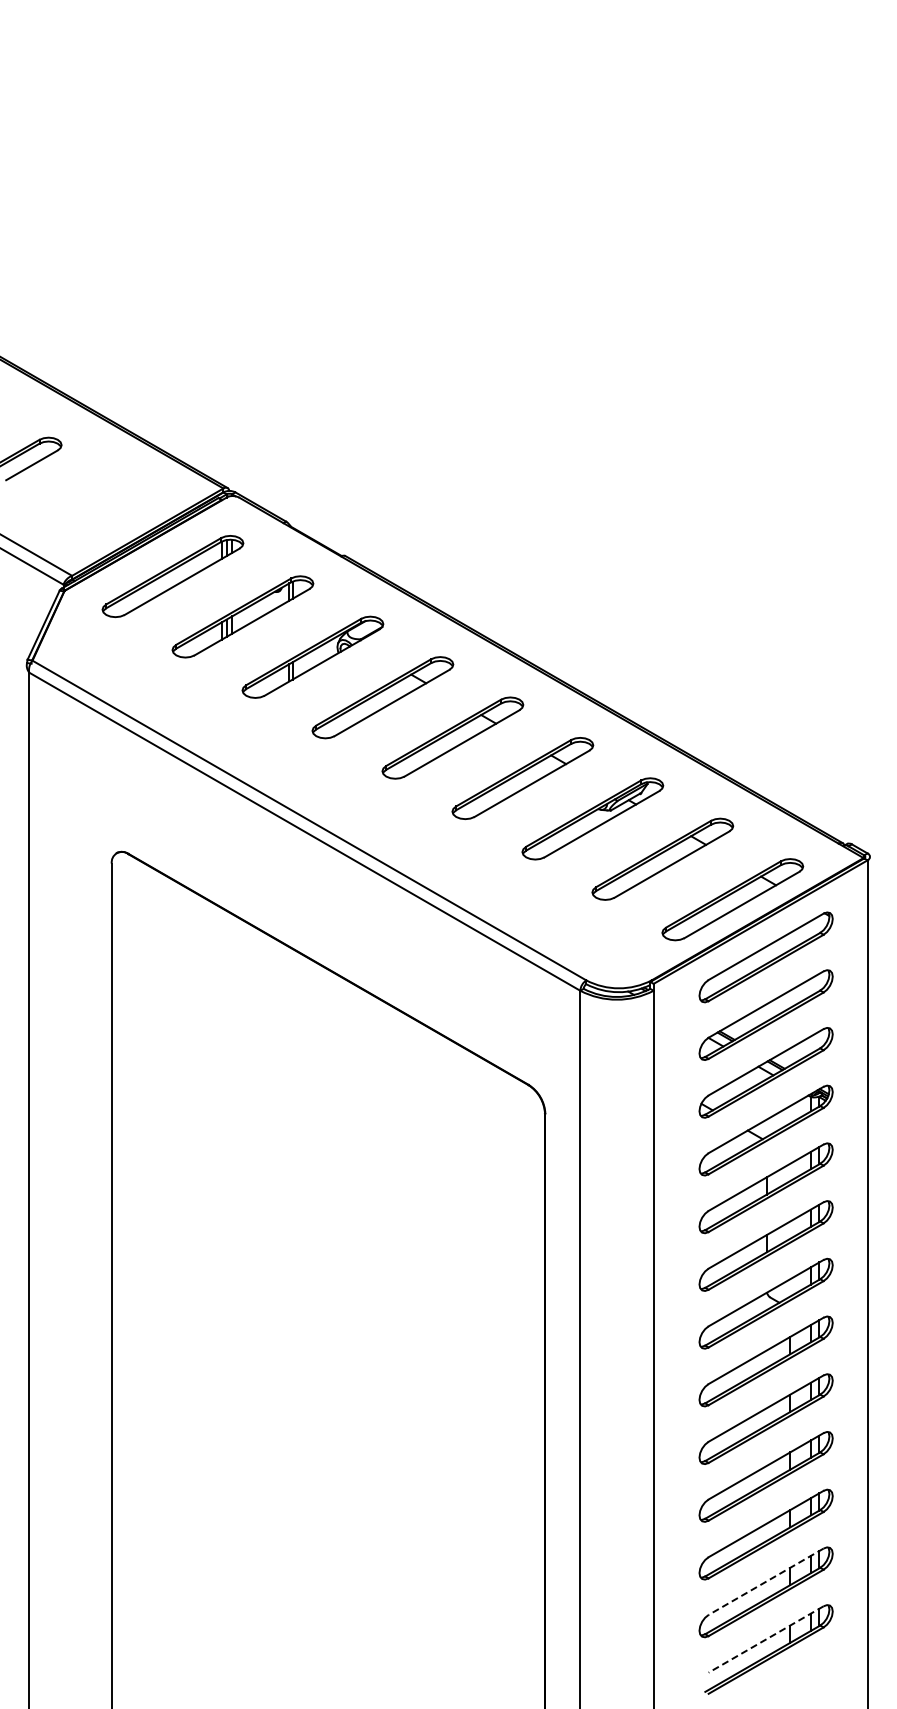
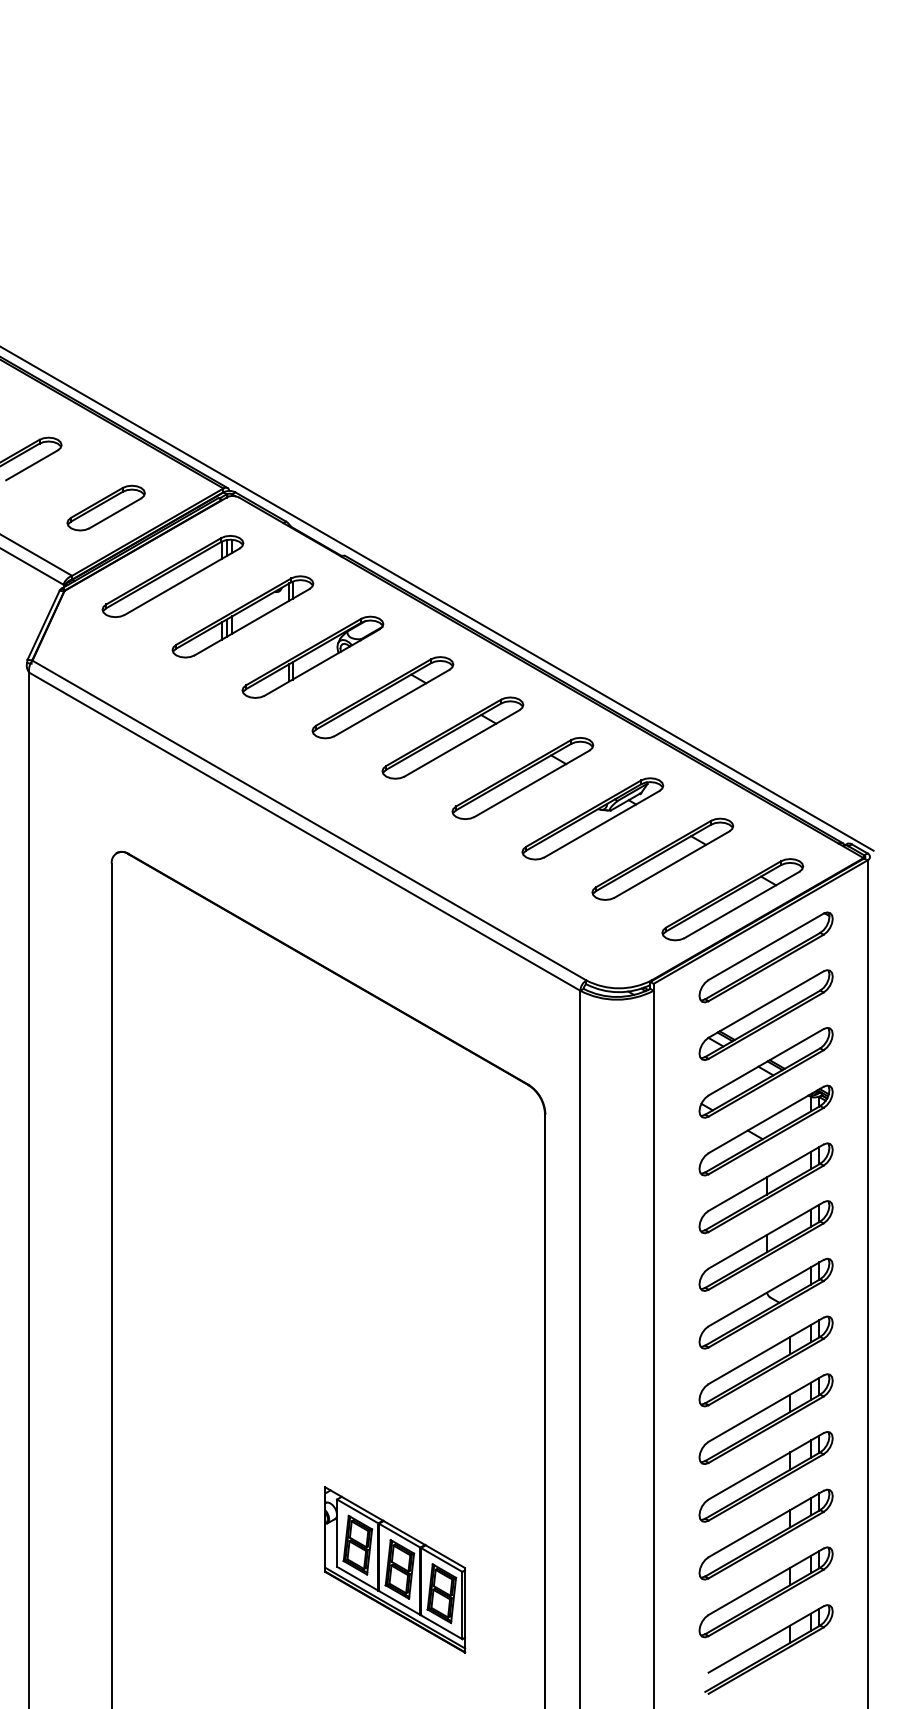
part: none -> present (105, 507)
line: none -> present (437, 598)
part: none -> present (395, 1569)
line: dashed -> solid (765, 1582)
line: dashed -> solid (765, 1639)
